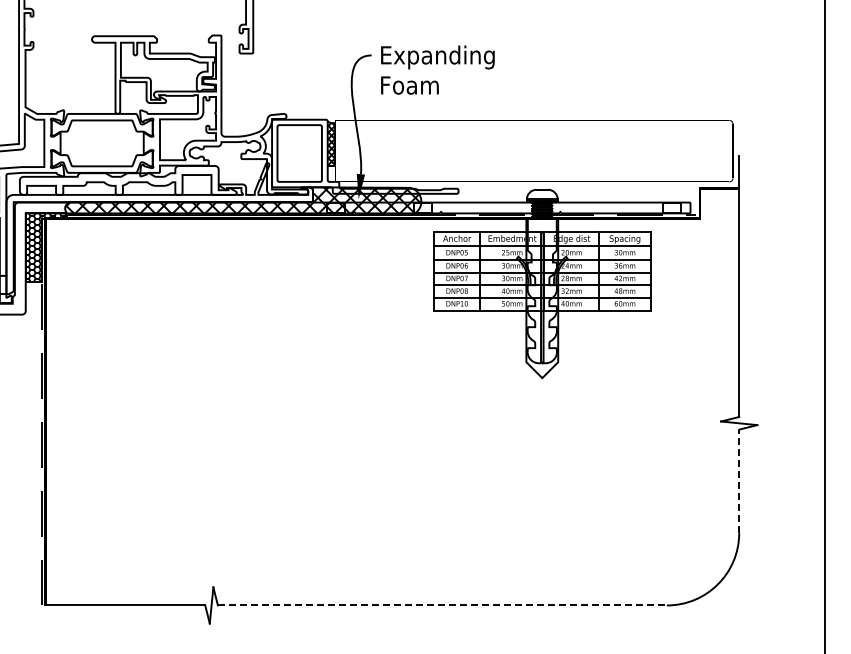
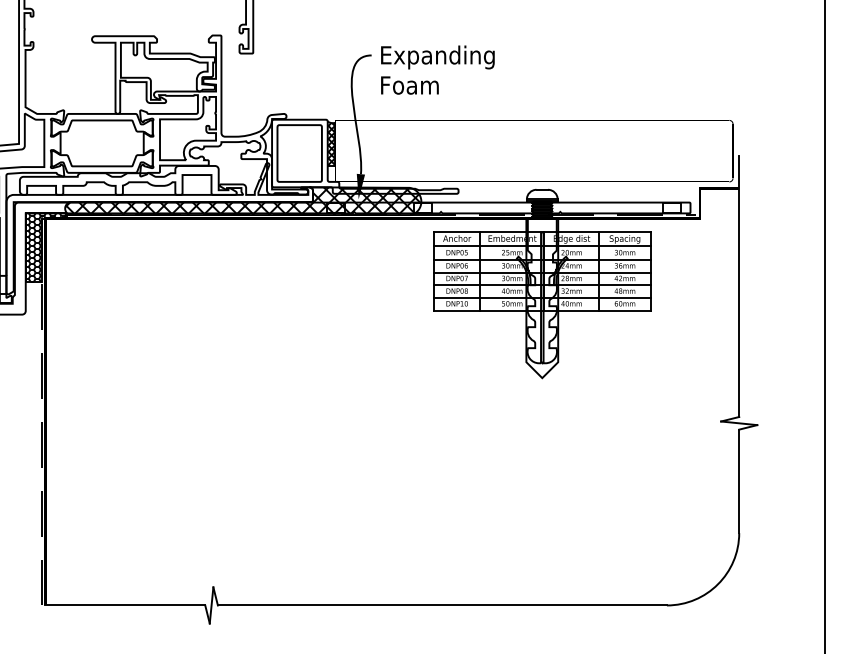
line: dashed -> solid (739, 481)
line: dashed -> solid (442, 605)
